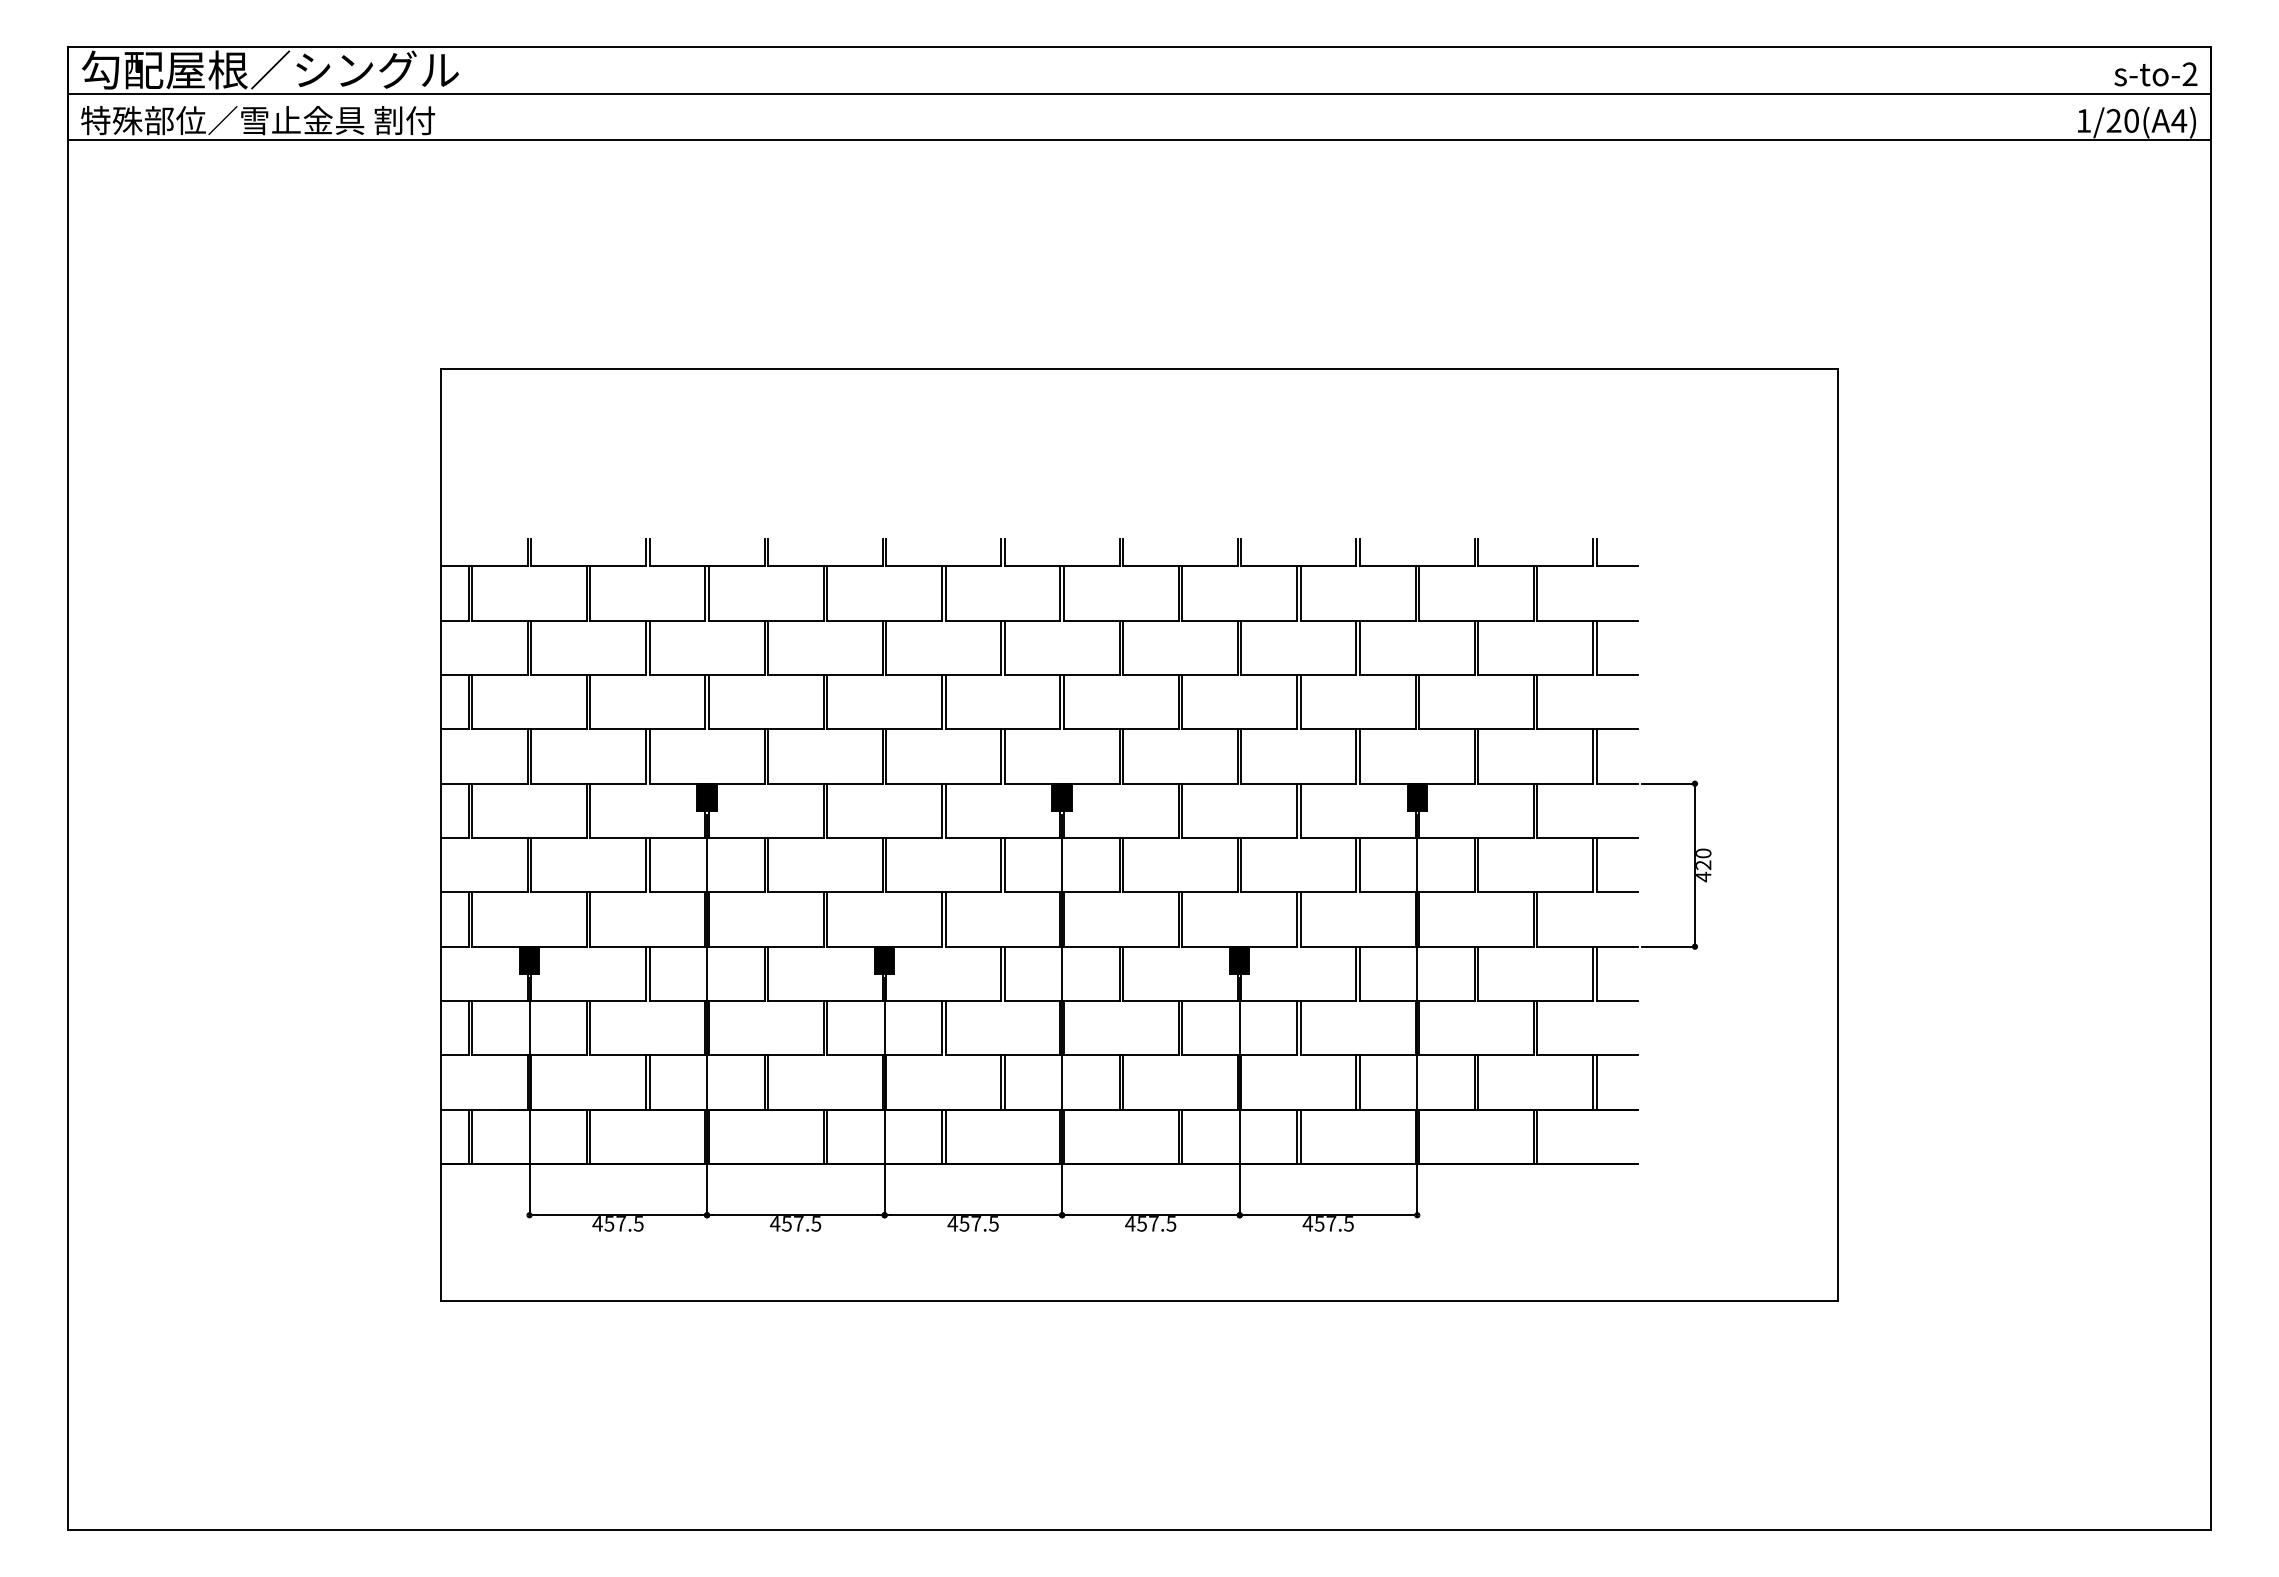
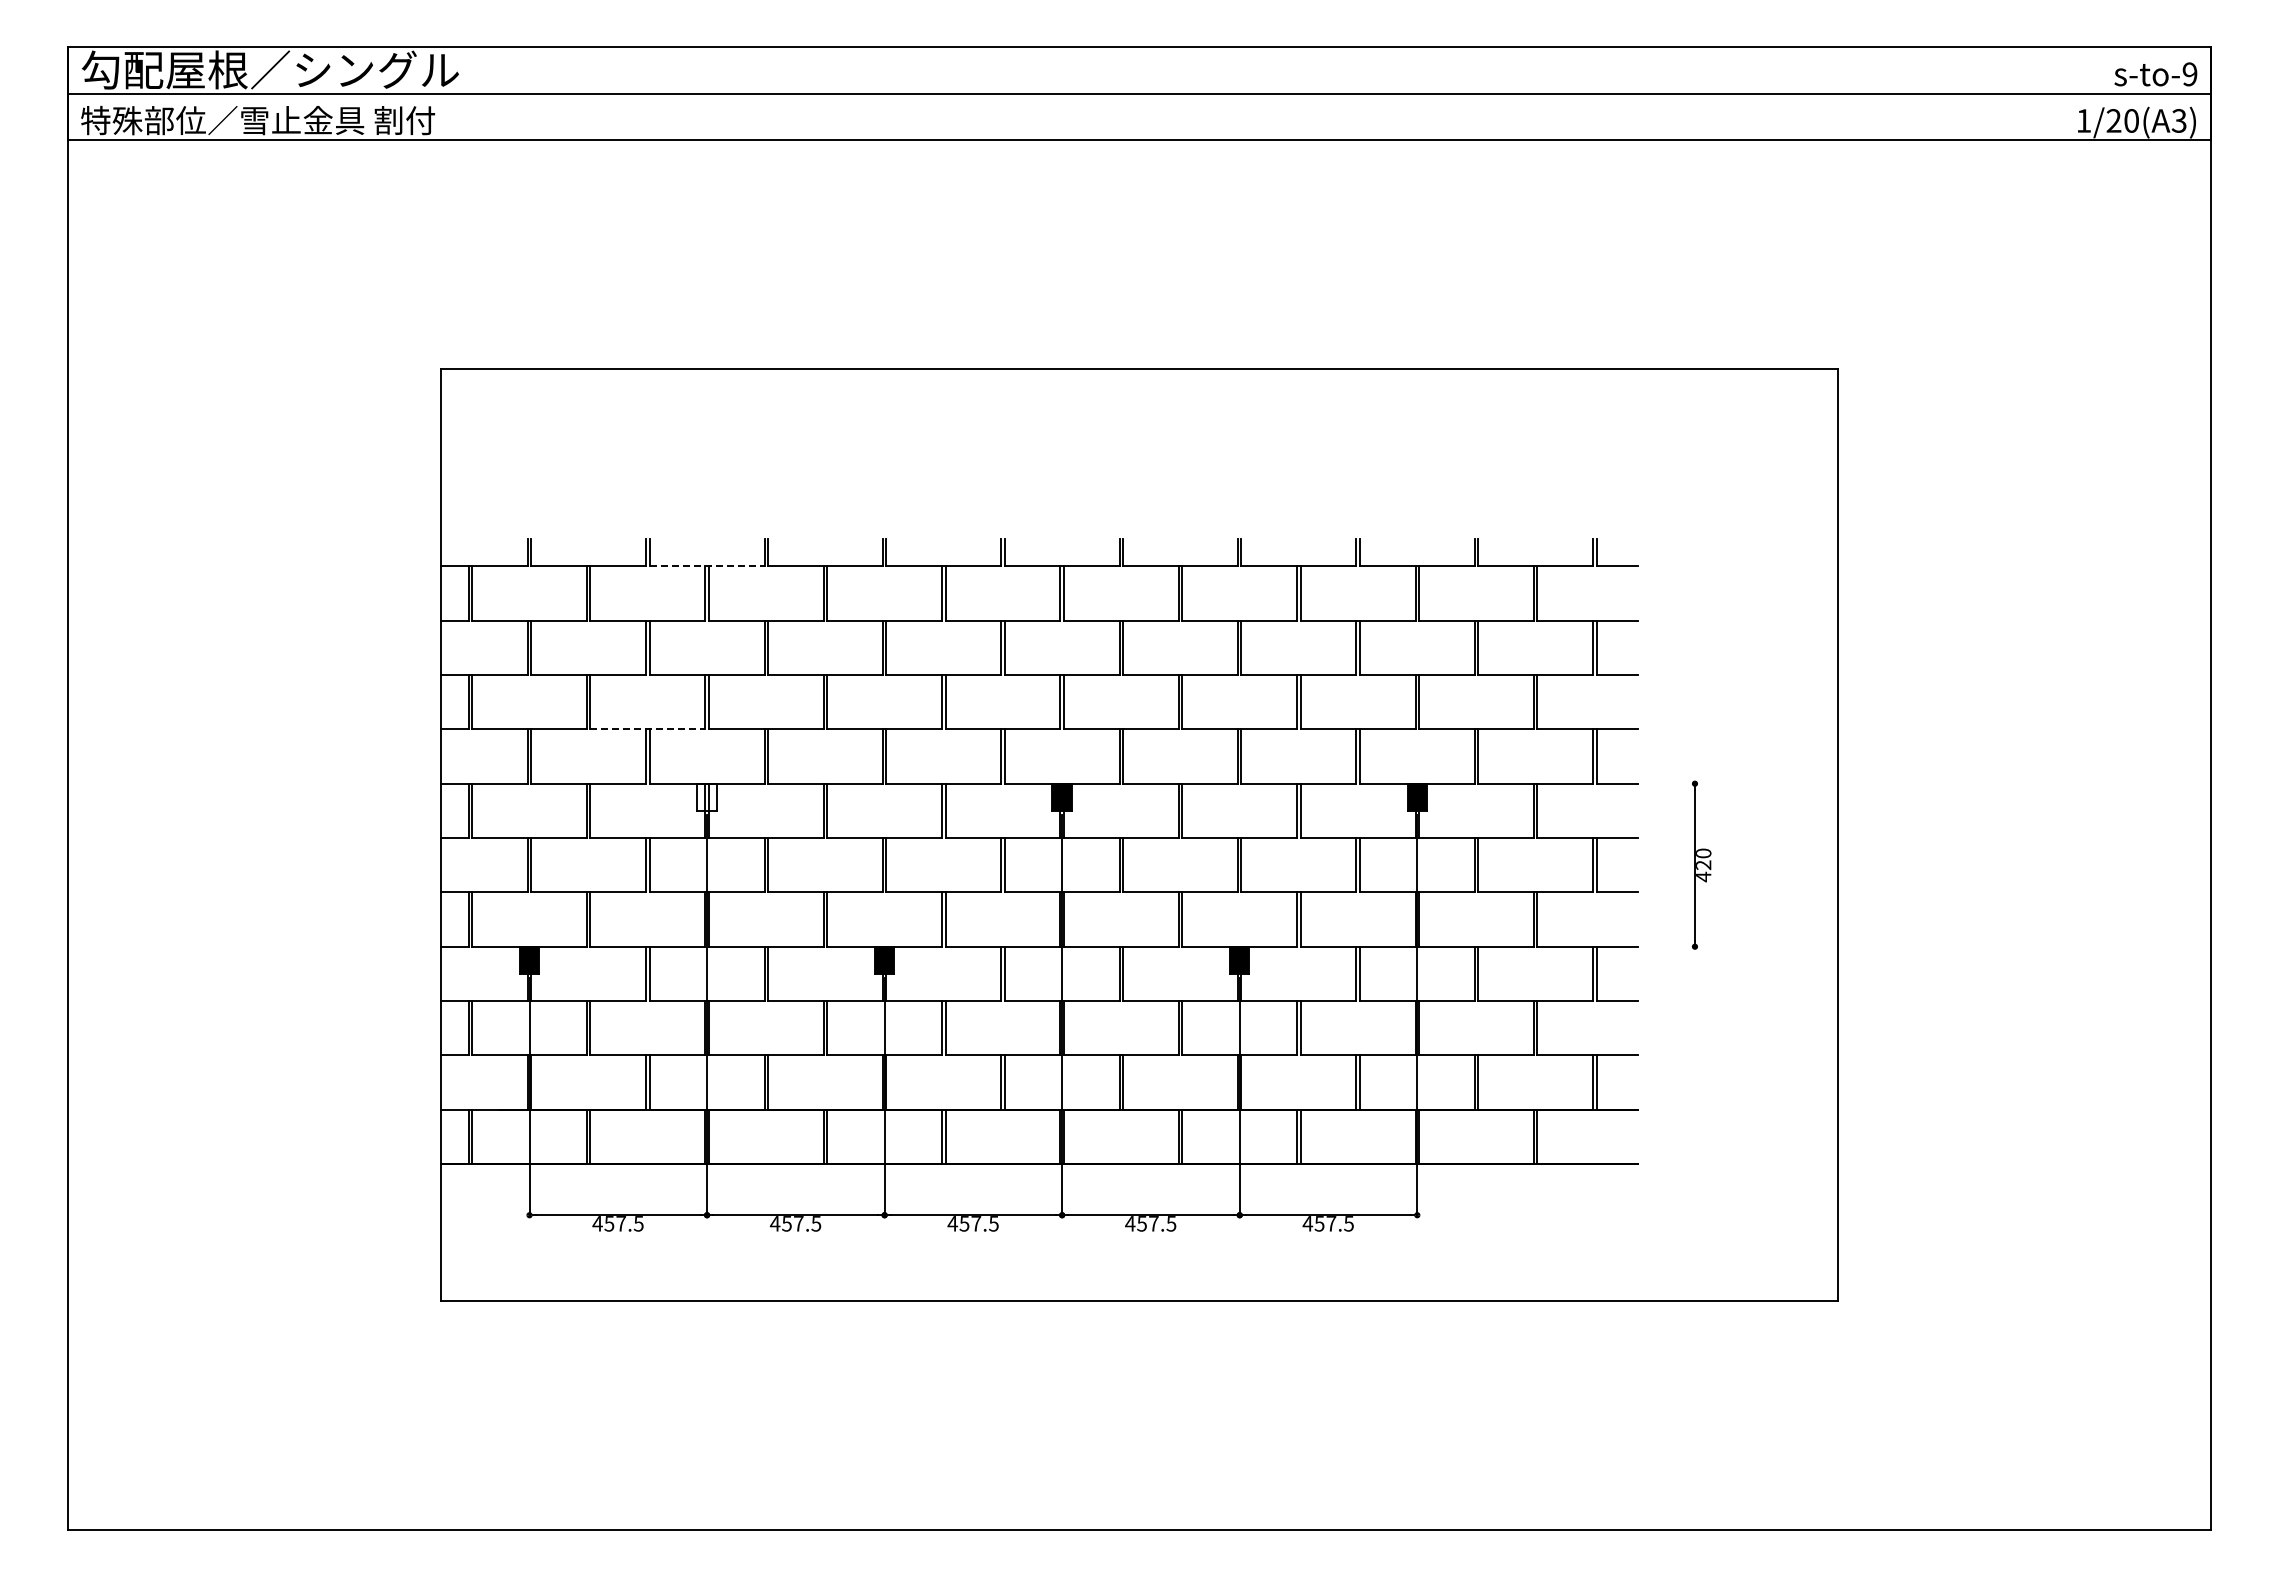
text: s-to-2 -> s-to-9 (2189, 74)
text: 1/20(A4) -> 1/20(A3) (2179, 120)
line: solid -> dashed (707, 566)
line: solid -> dashed (648, 729)
line: present -> none (1667, 783)
fill: present -> none (706, 796)
line: present -> none (1667, 946)
